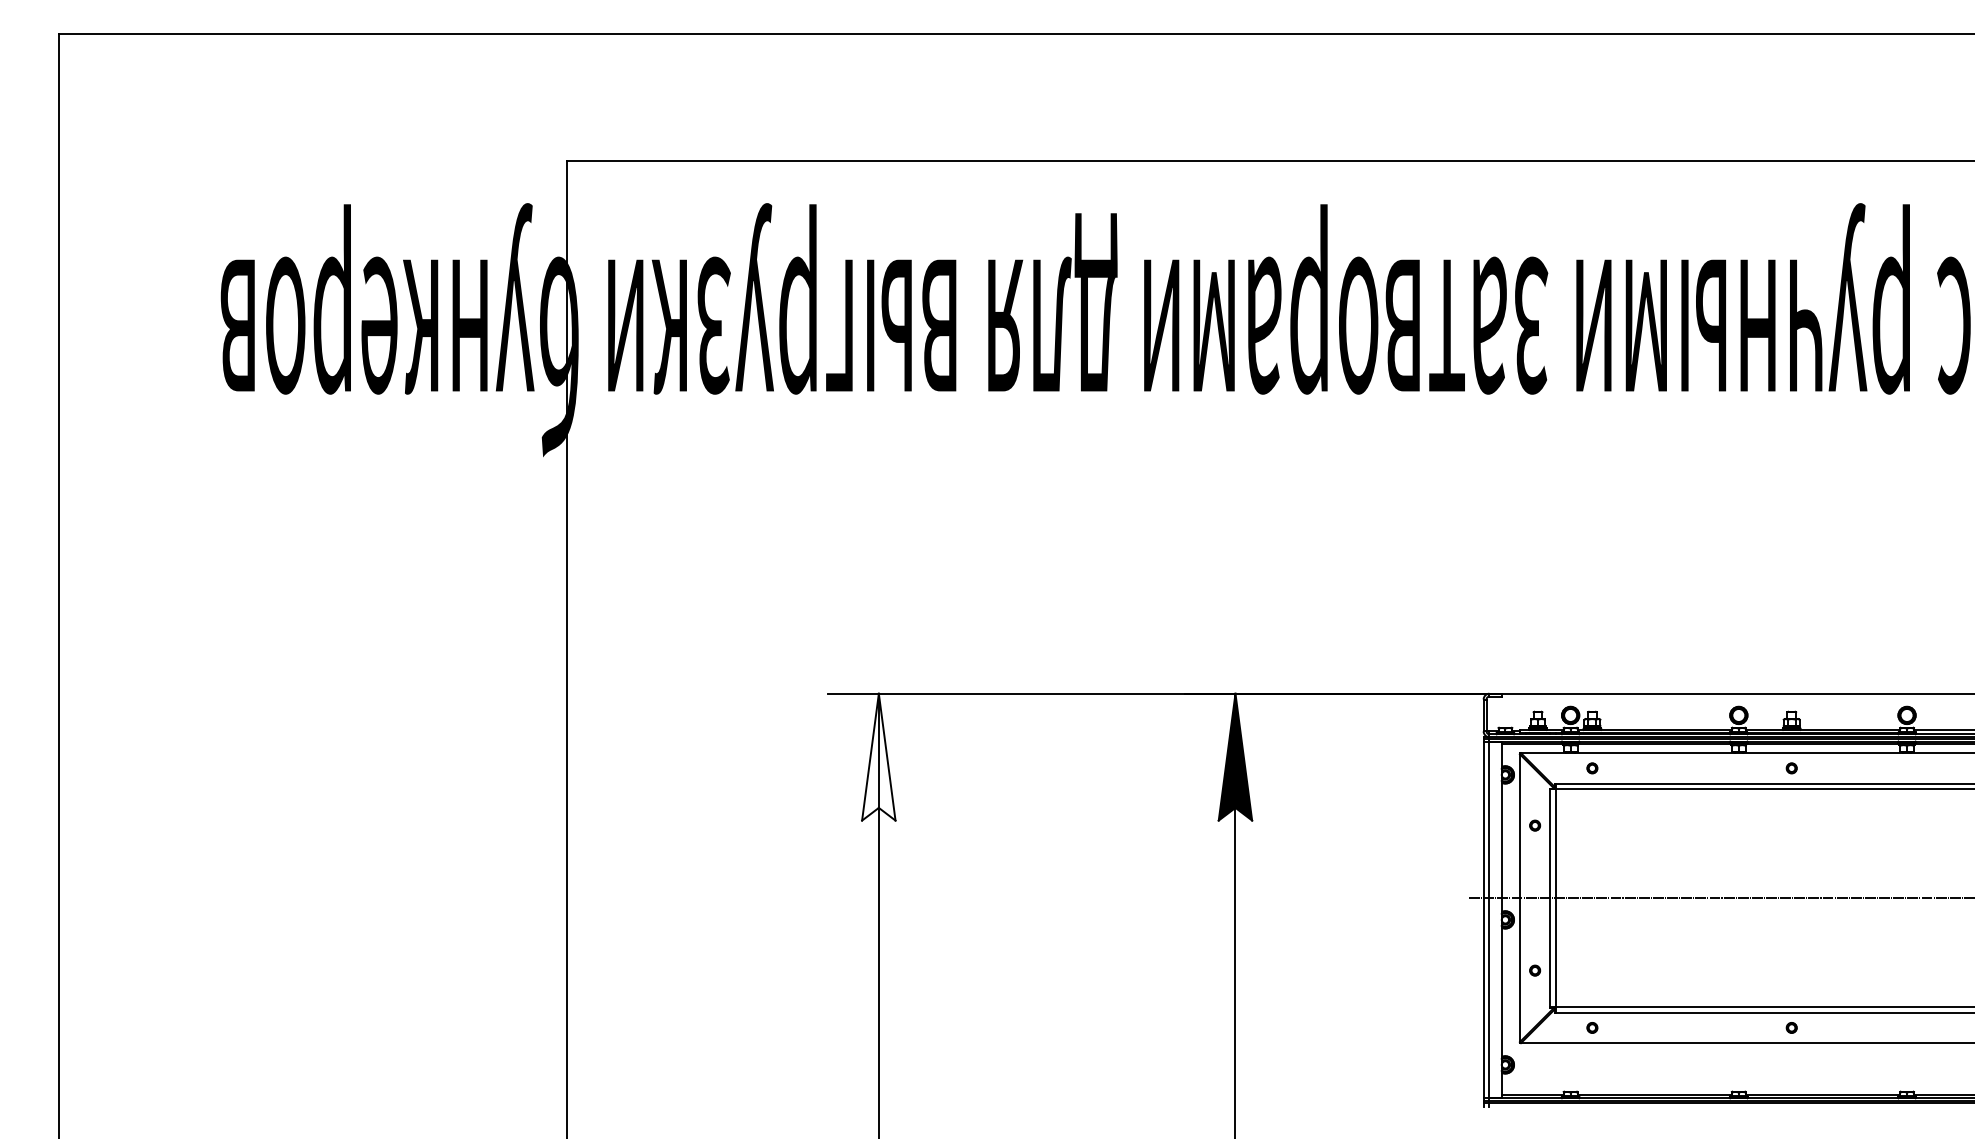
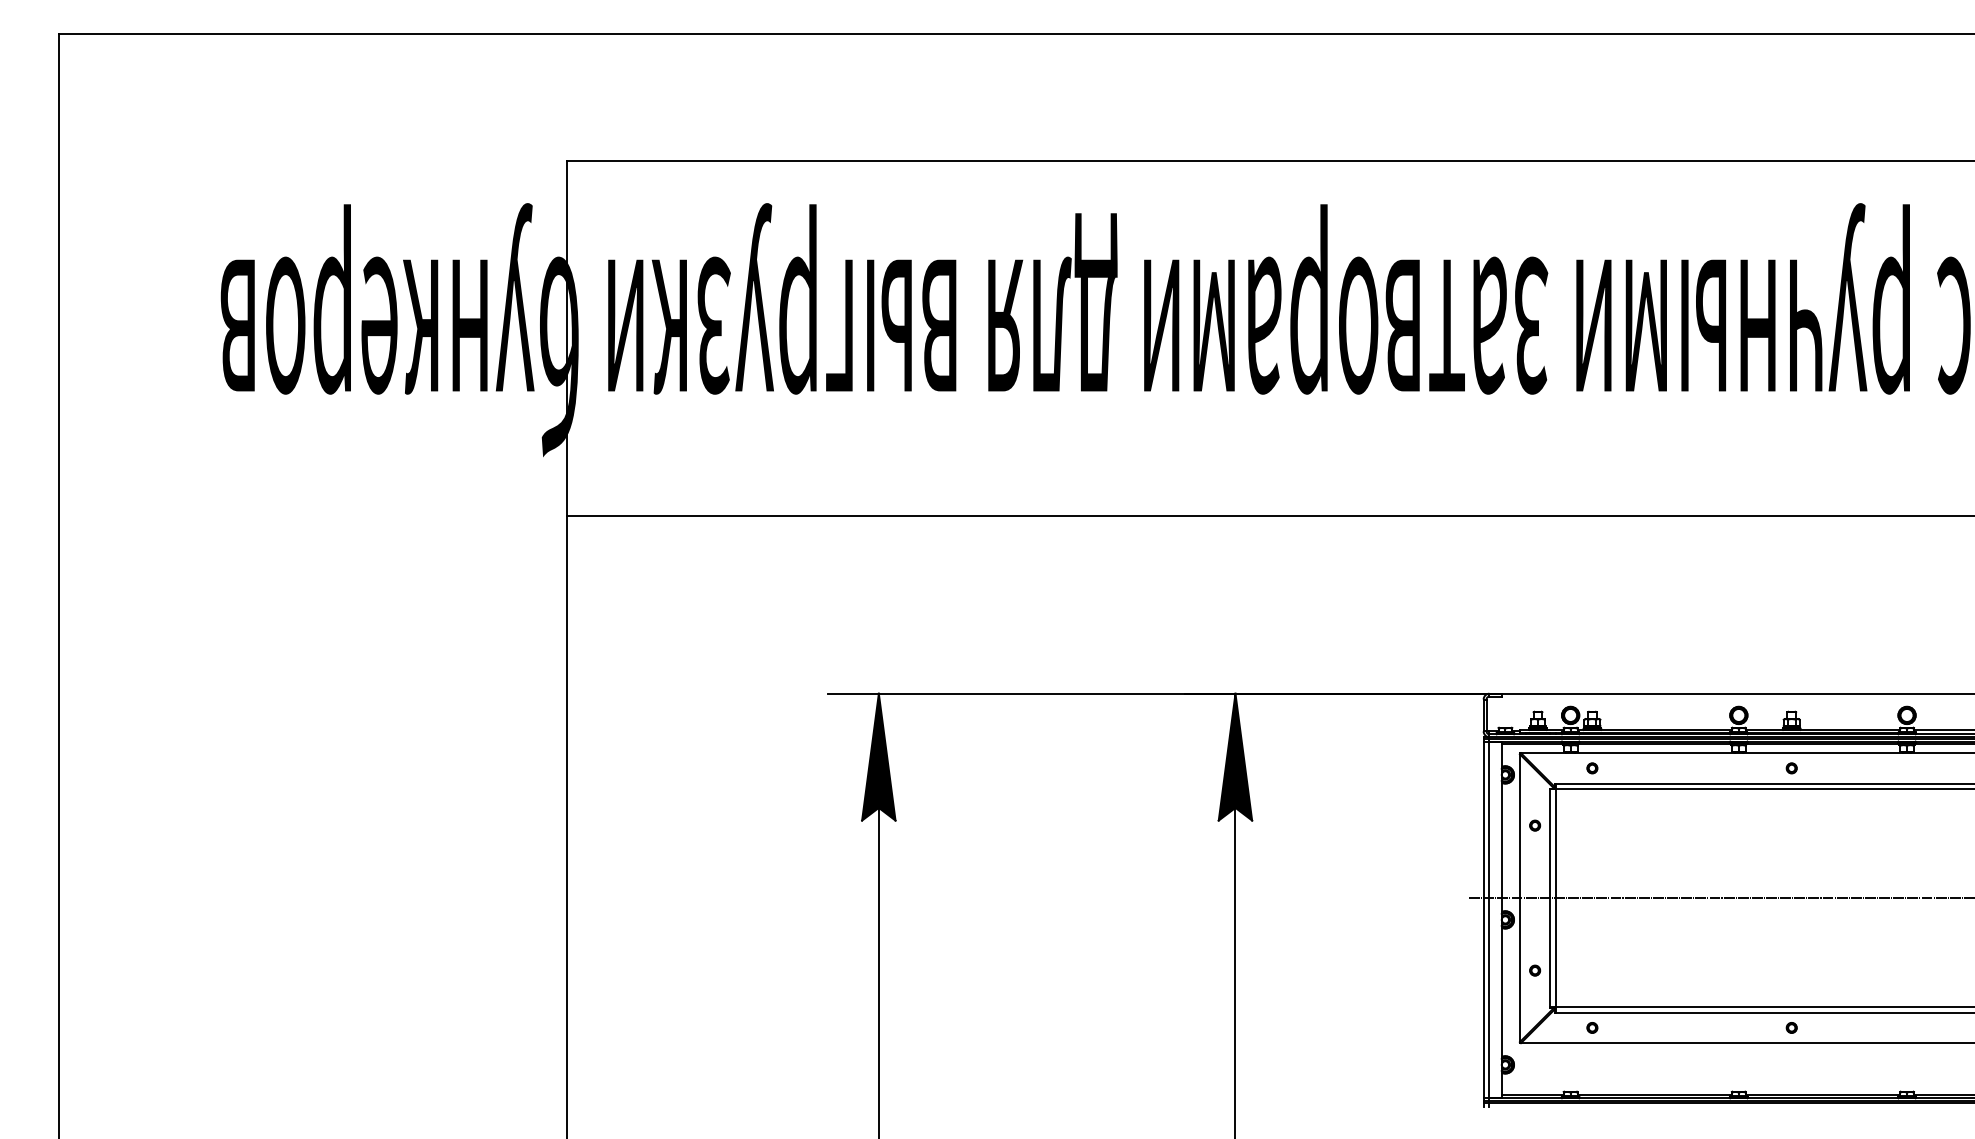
line: none -> present (1268, 516)
fill: none -> present (878, 756)
